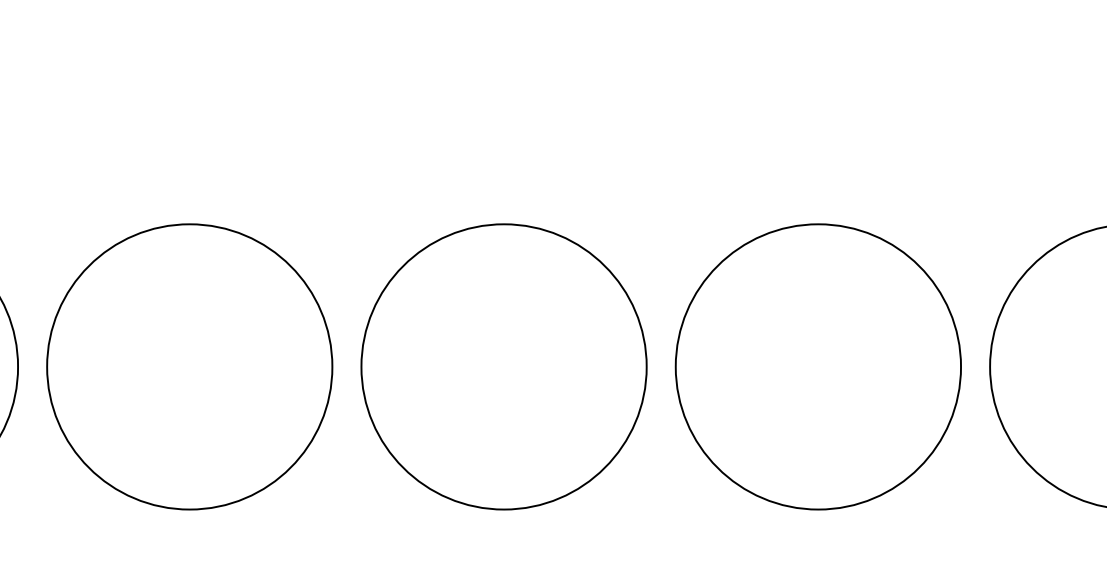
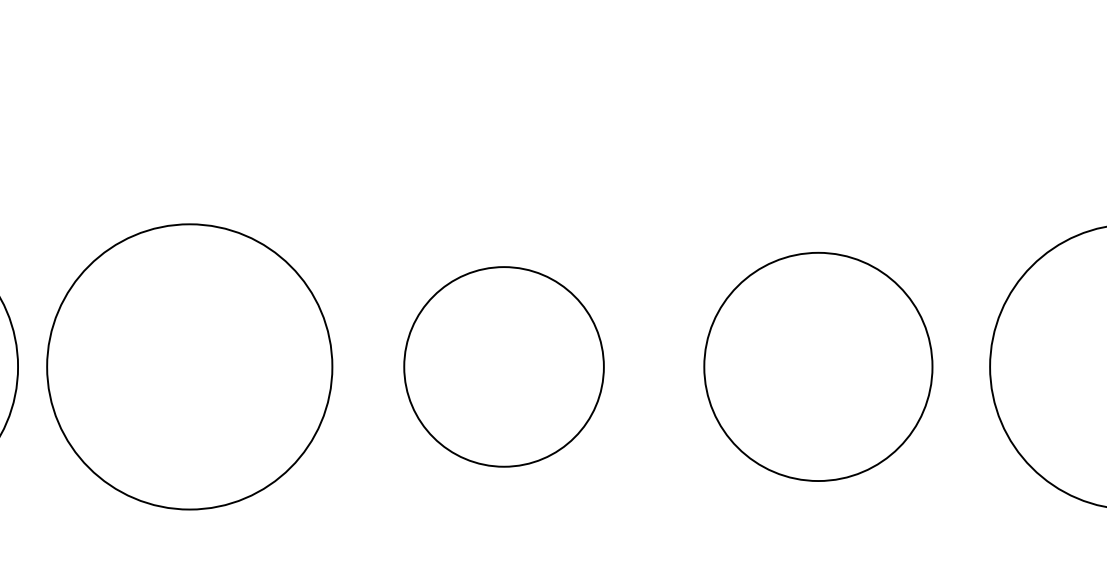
circle diameter: 285 px -> 200 px (503, 366)
circle diameter: 285 px -> 228 px (818, 366)
